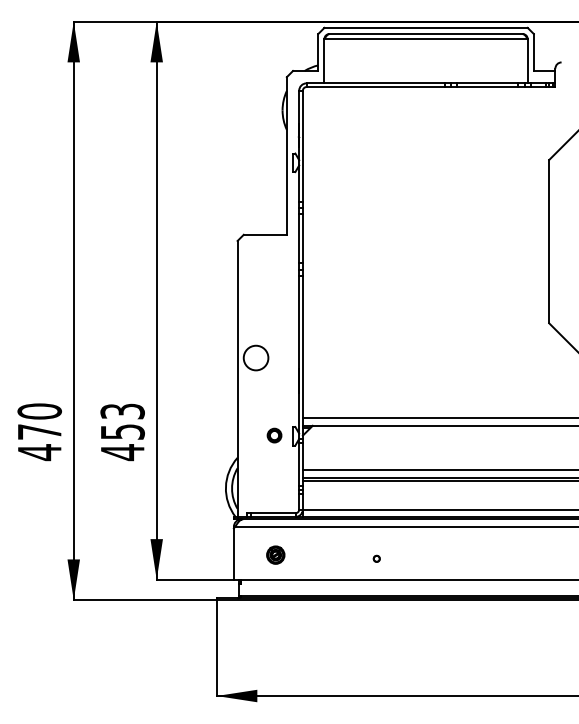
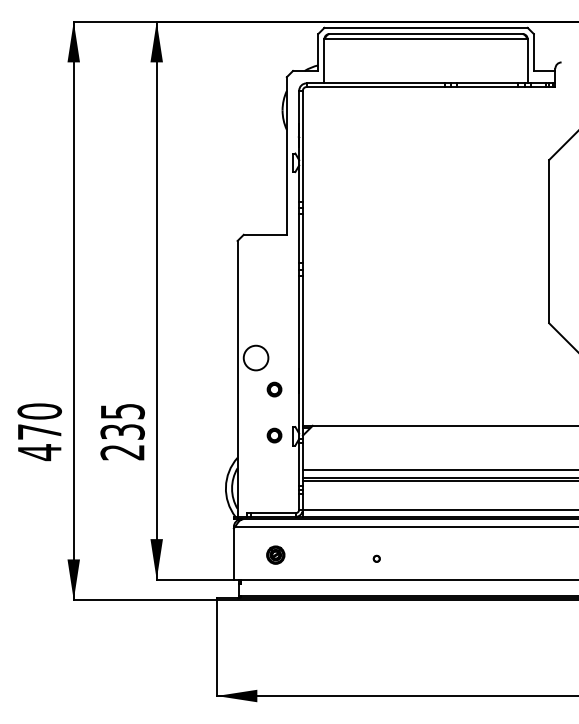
part: none -> present (274, 389)
line: present -> none (438, 418)
text: 453 -> 235 (122, 432)
